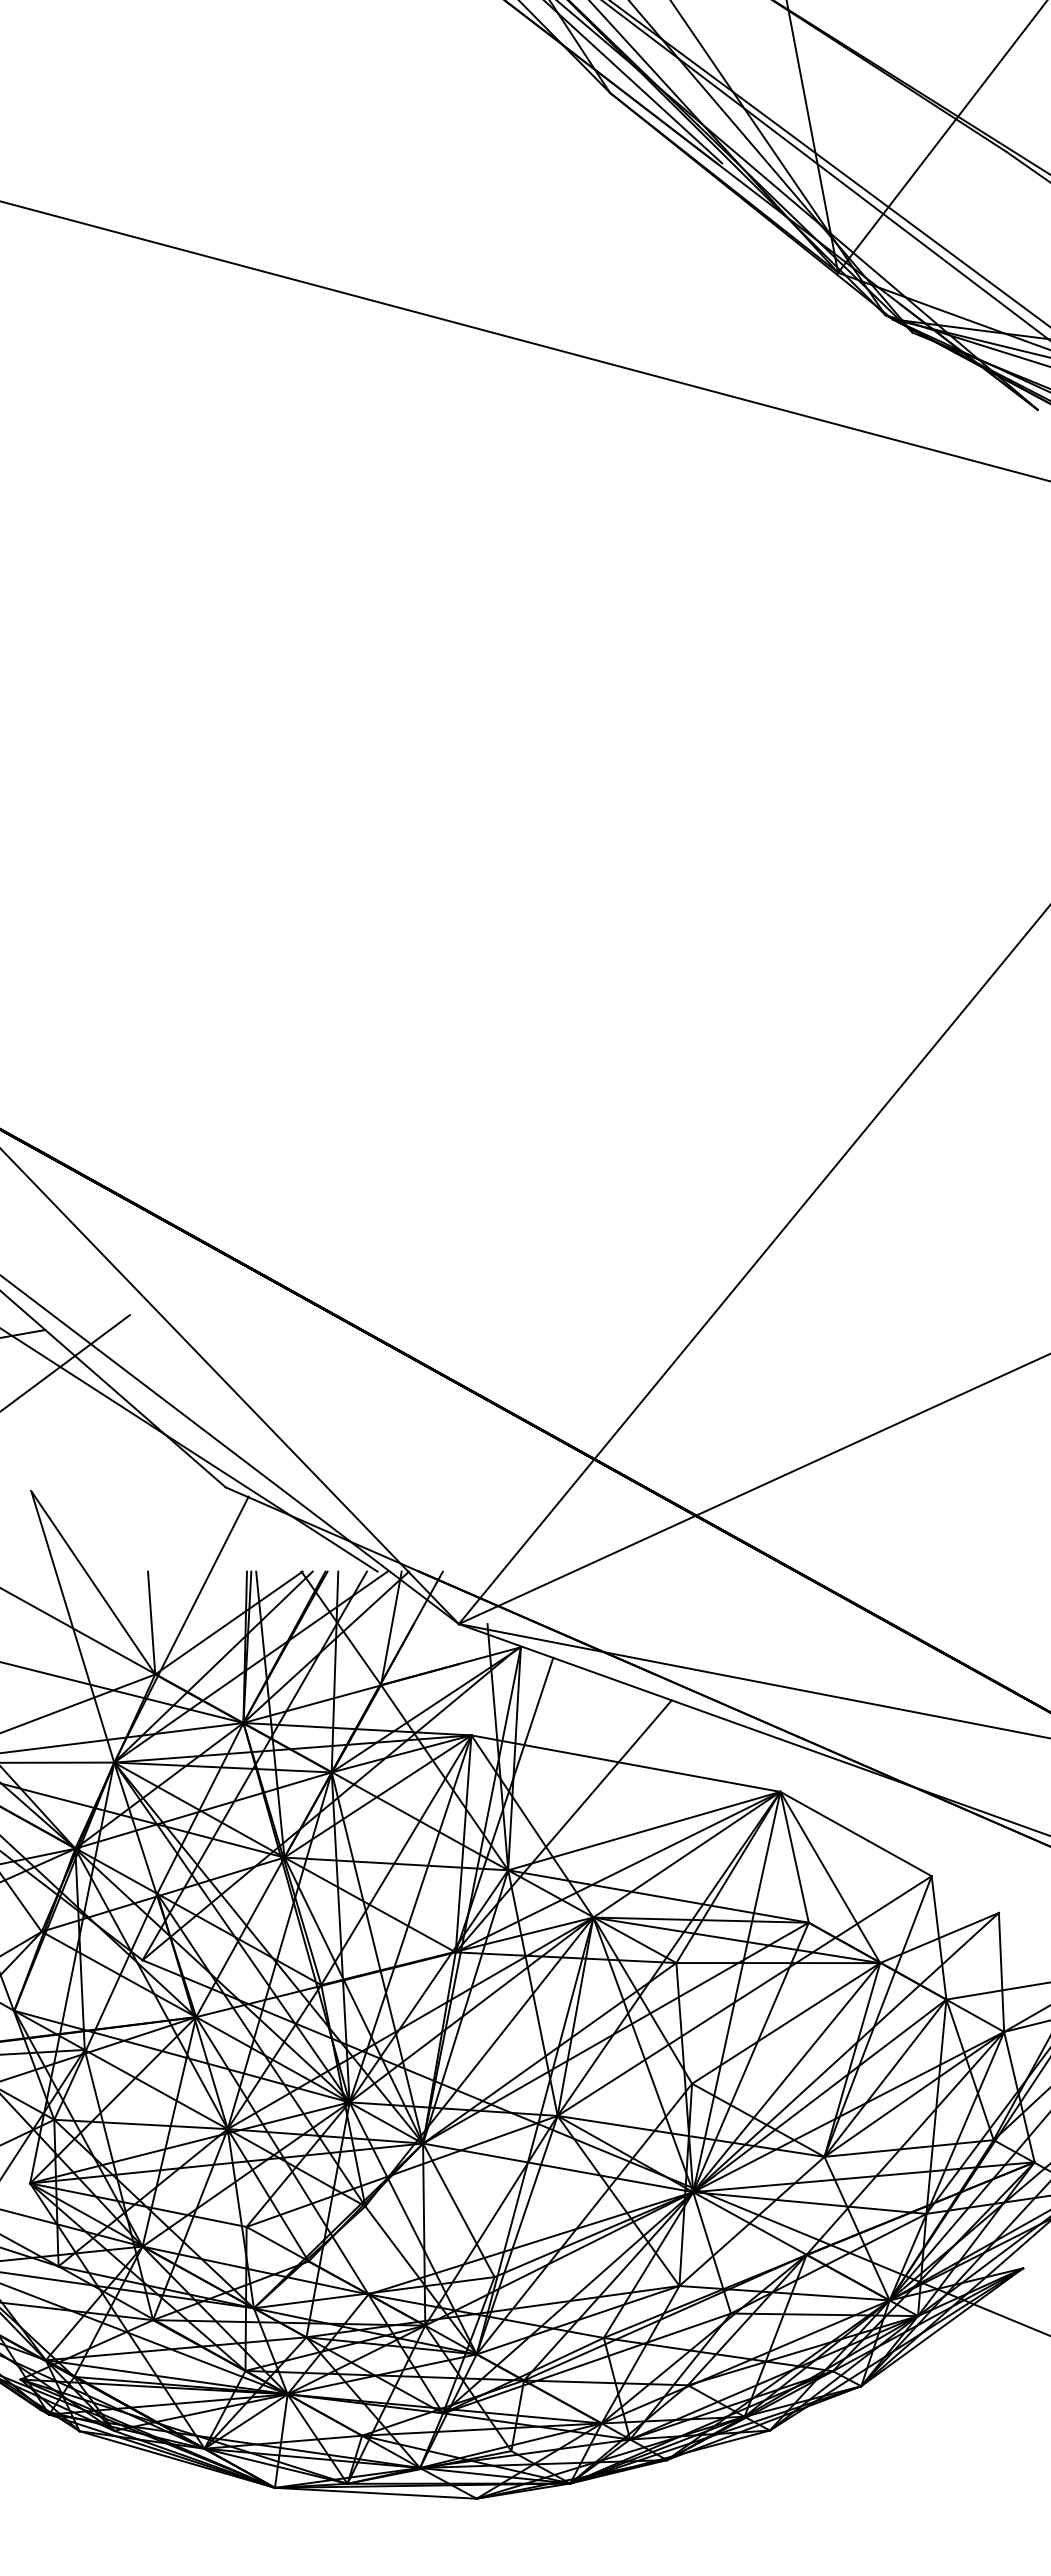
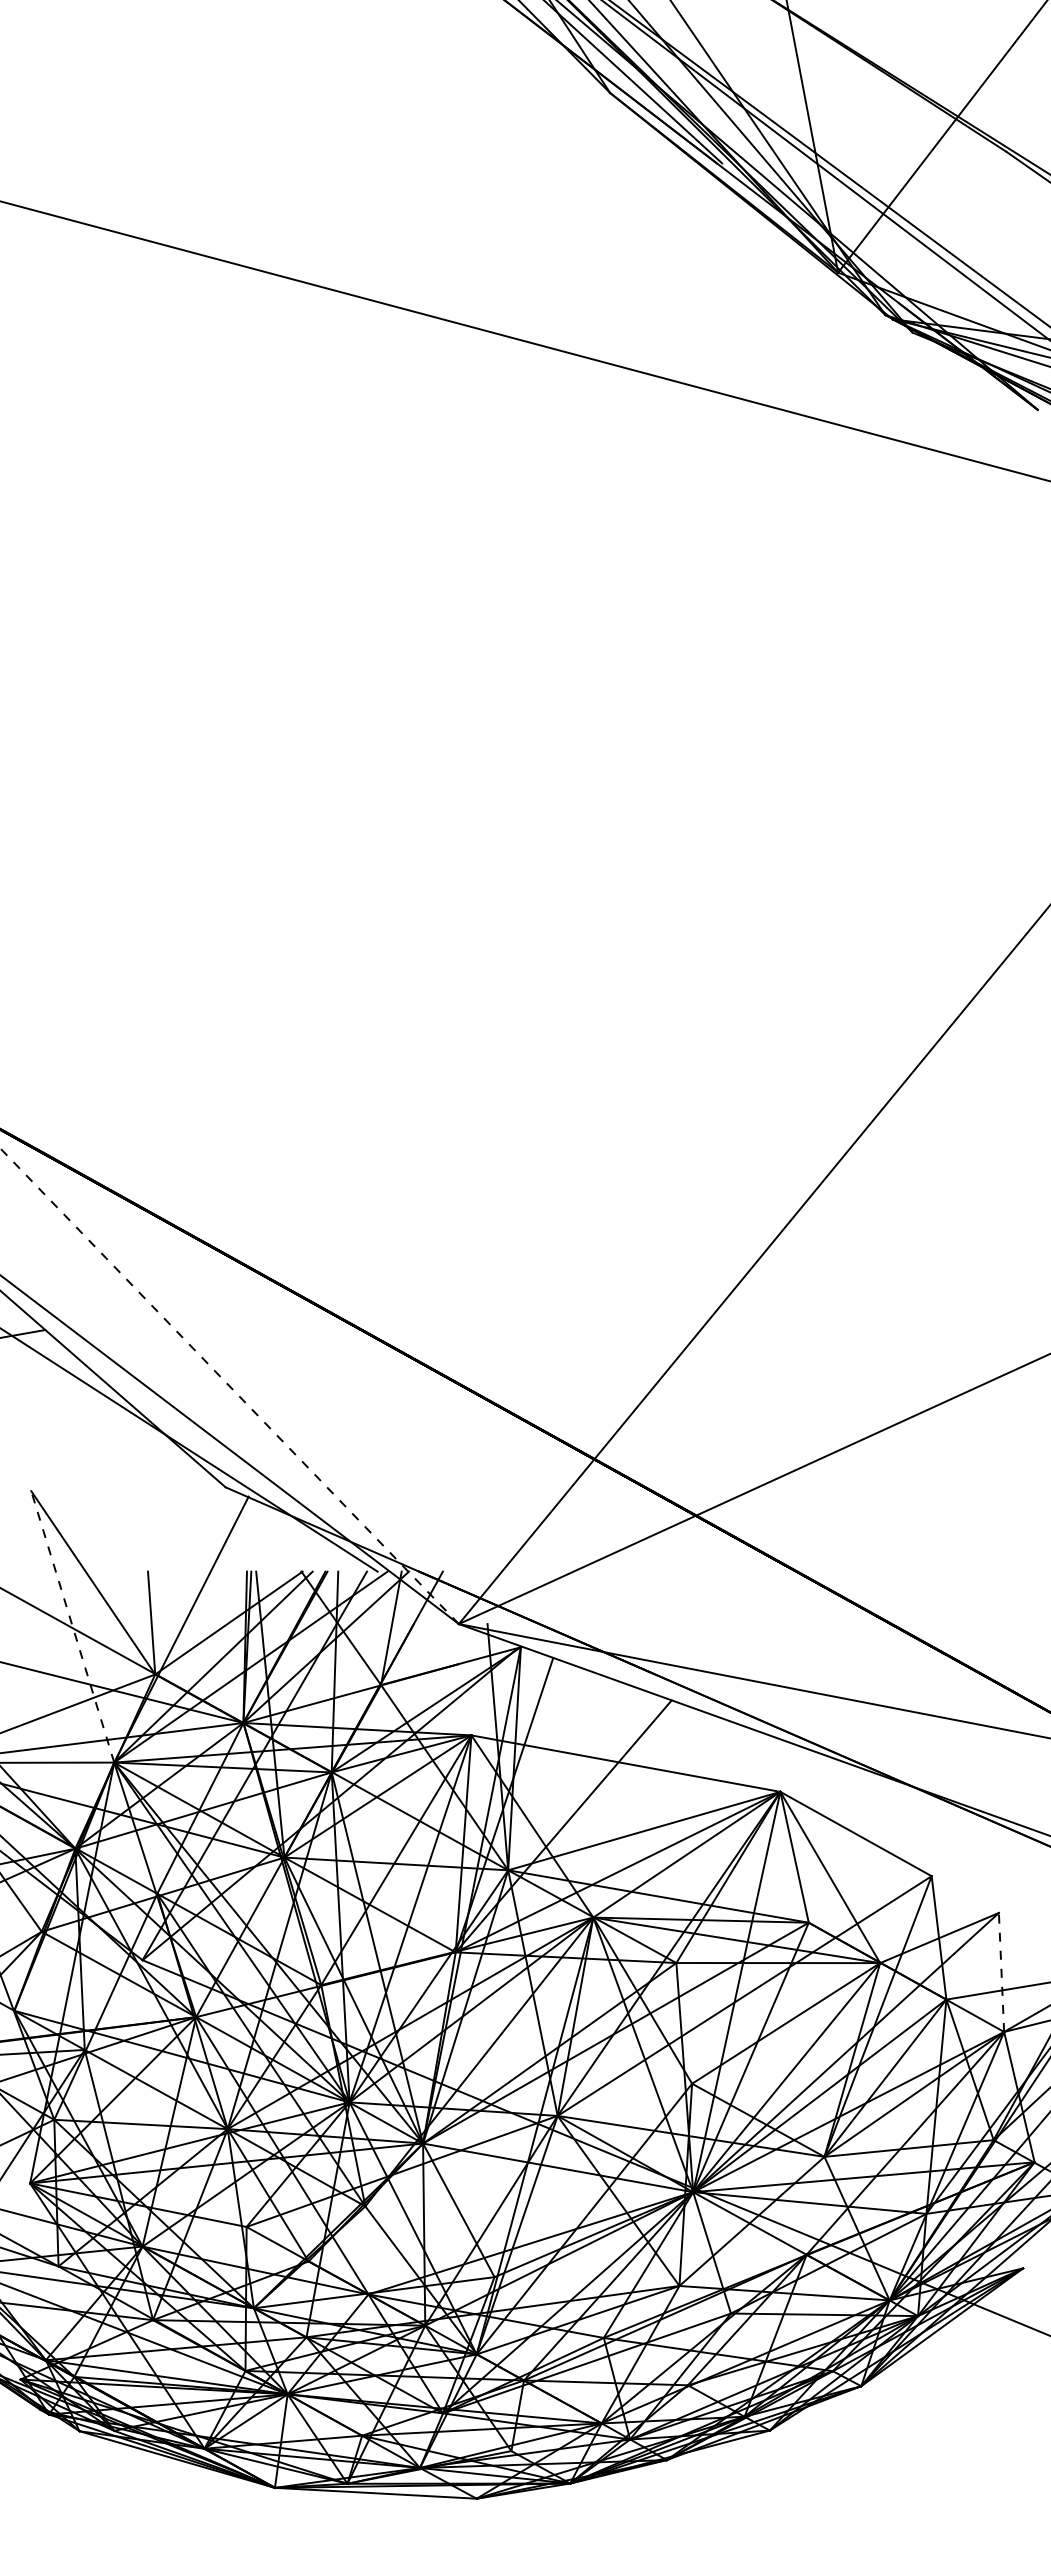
line: present -> none (65, 1362)
line: solid -> dashed (229, 1385)
line: solid -> dashed (72, 1626)
line: solid -> dashed (1001, 1972)
